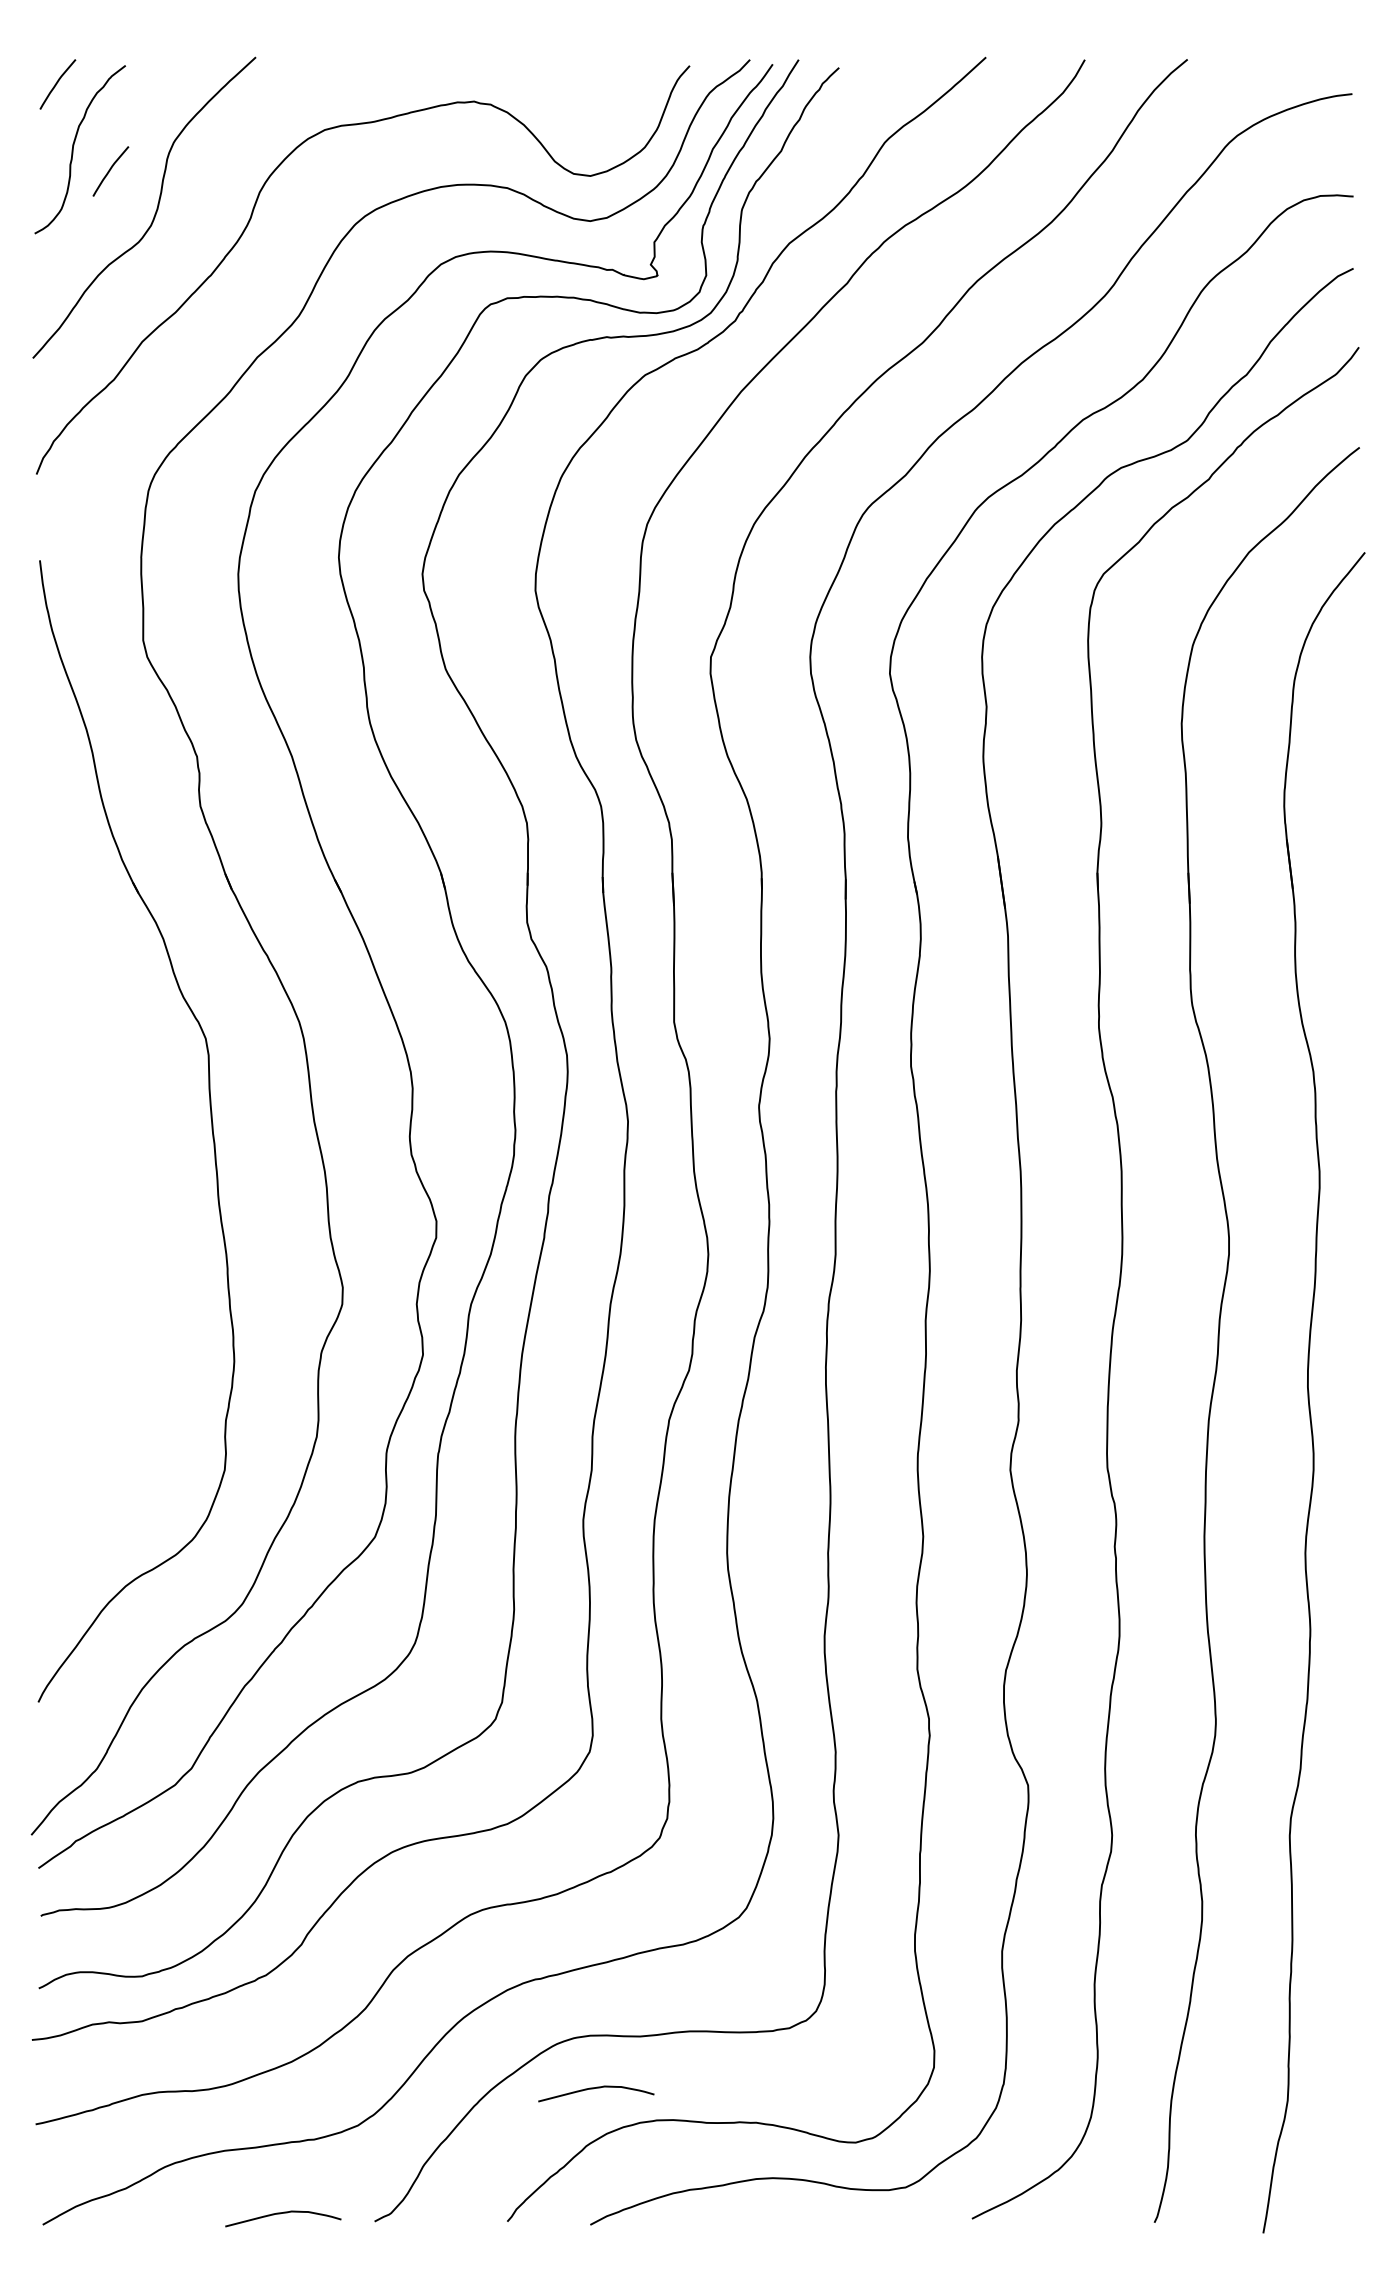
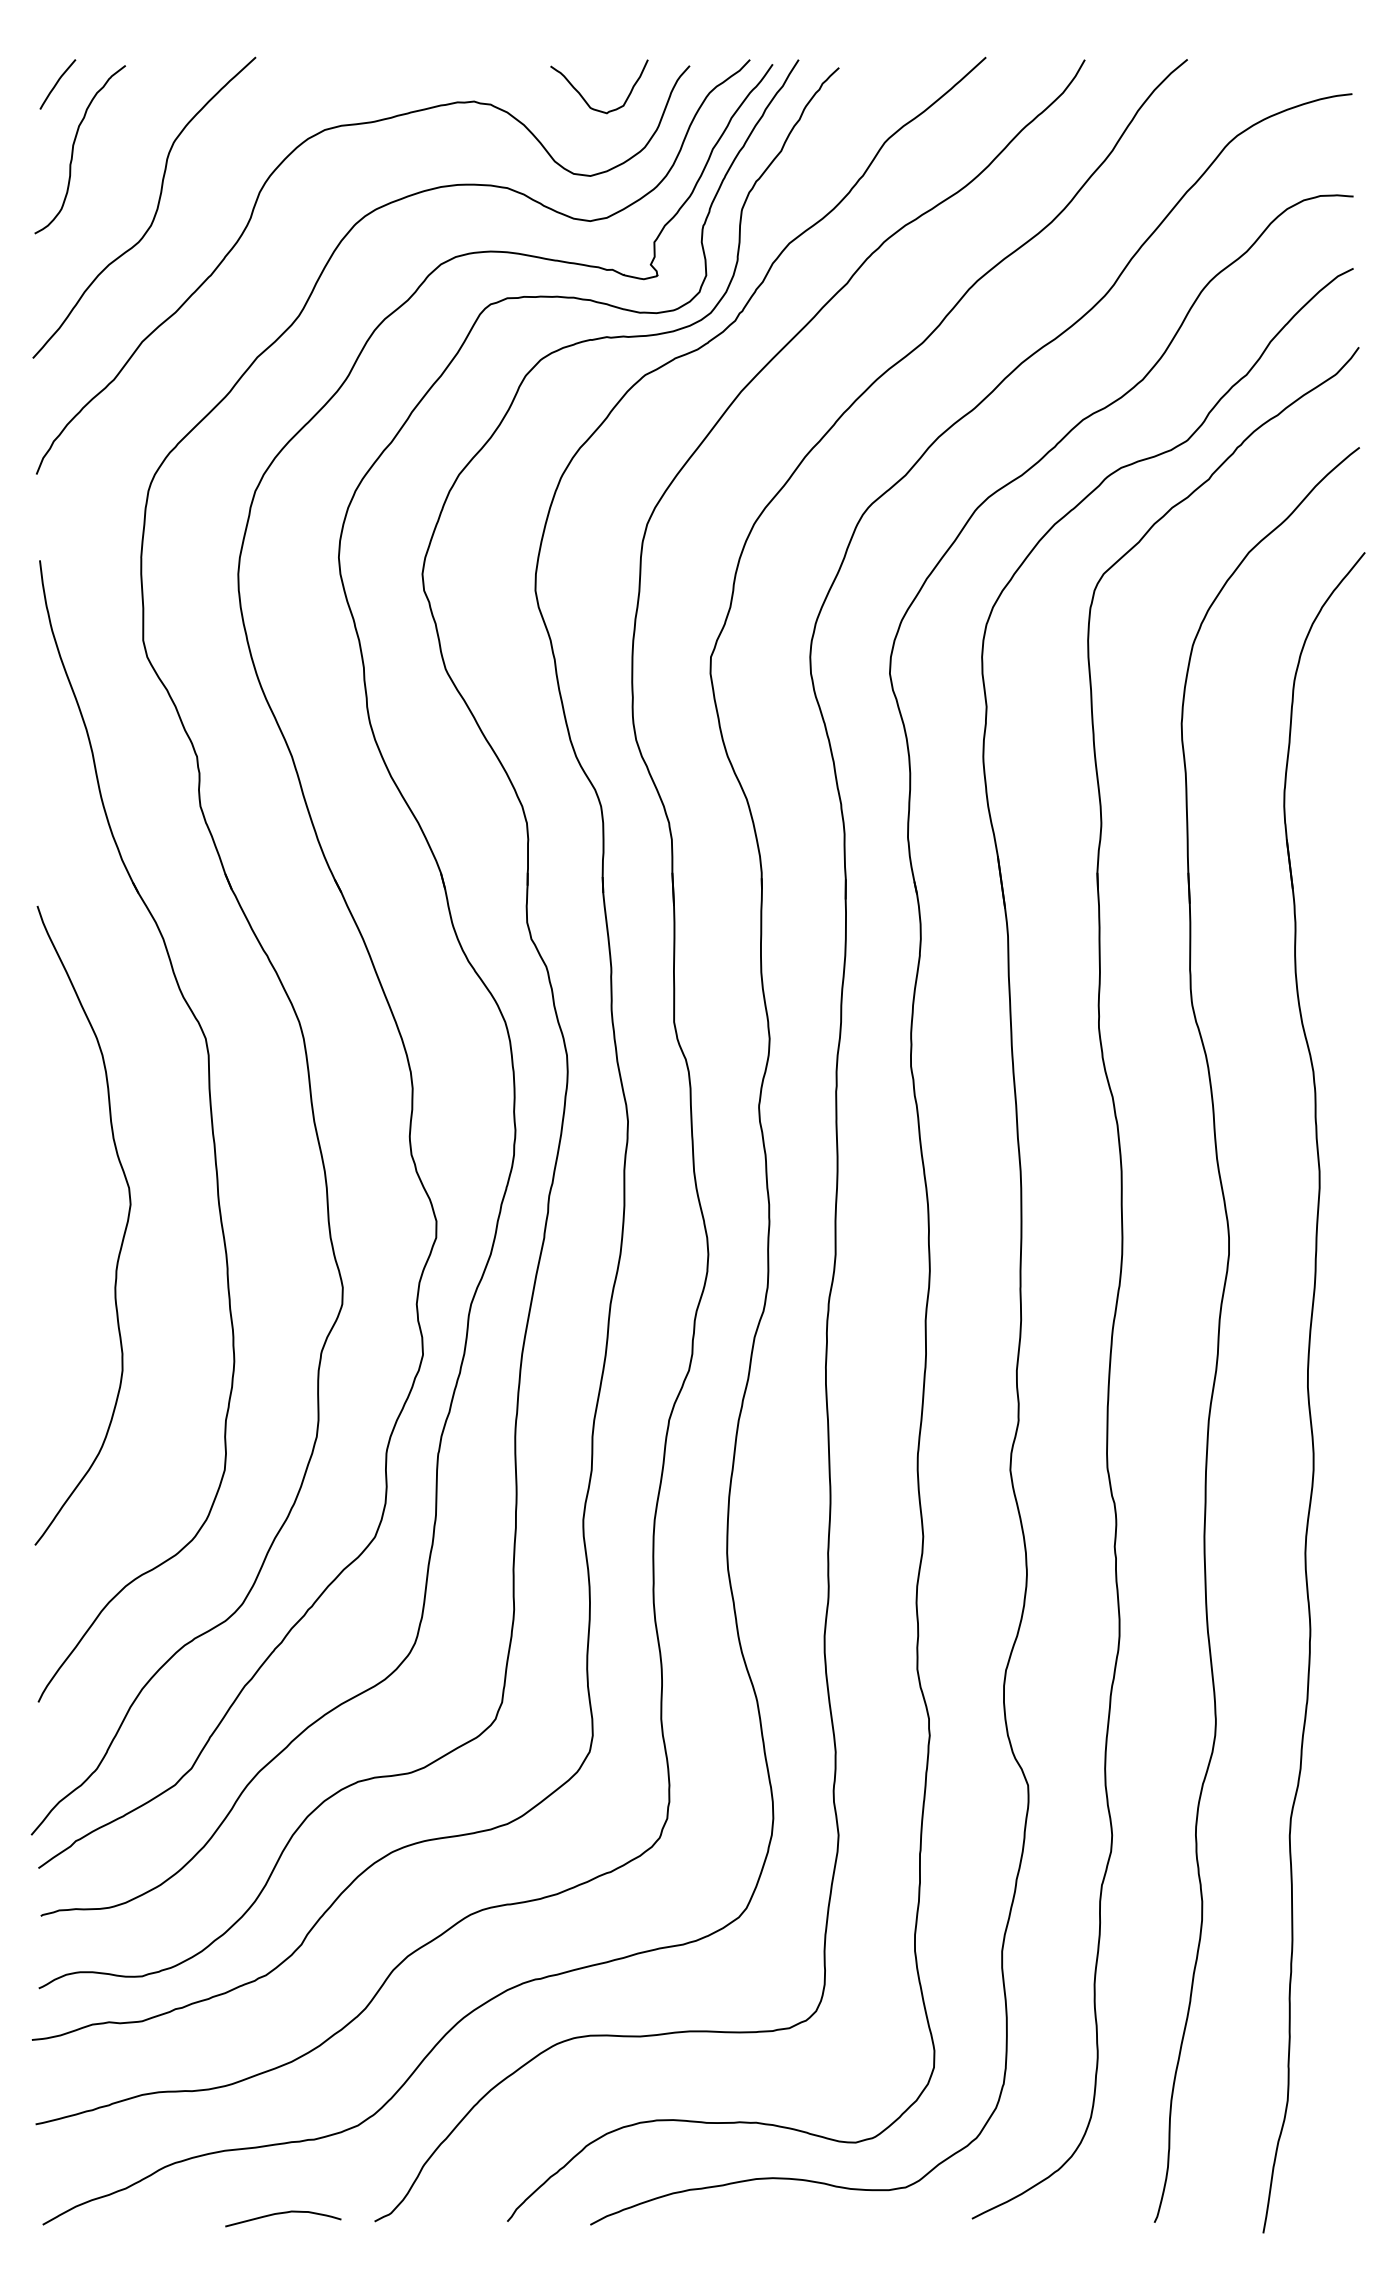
curve: none -> present (585, 99)
curve: present -> none (110, 171)
curve: none -> present (122, 1237)
curve: present -> none (596, 2088)
